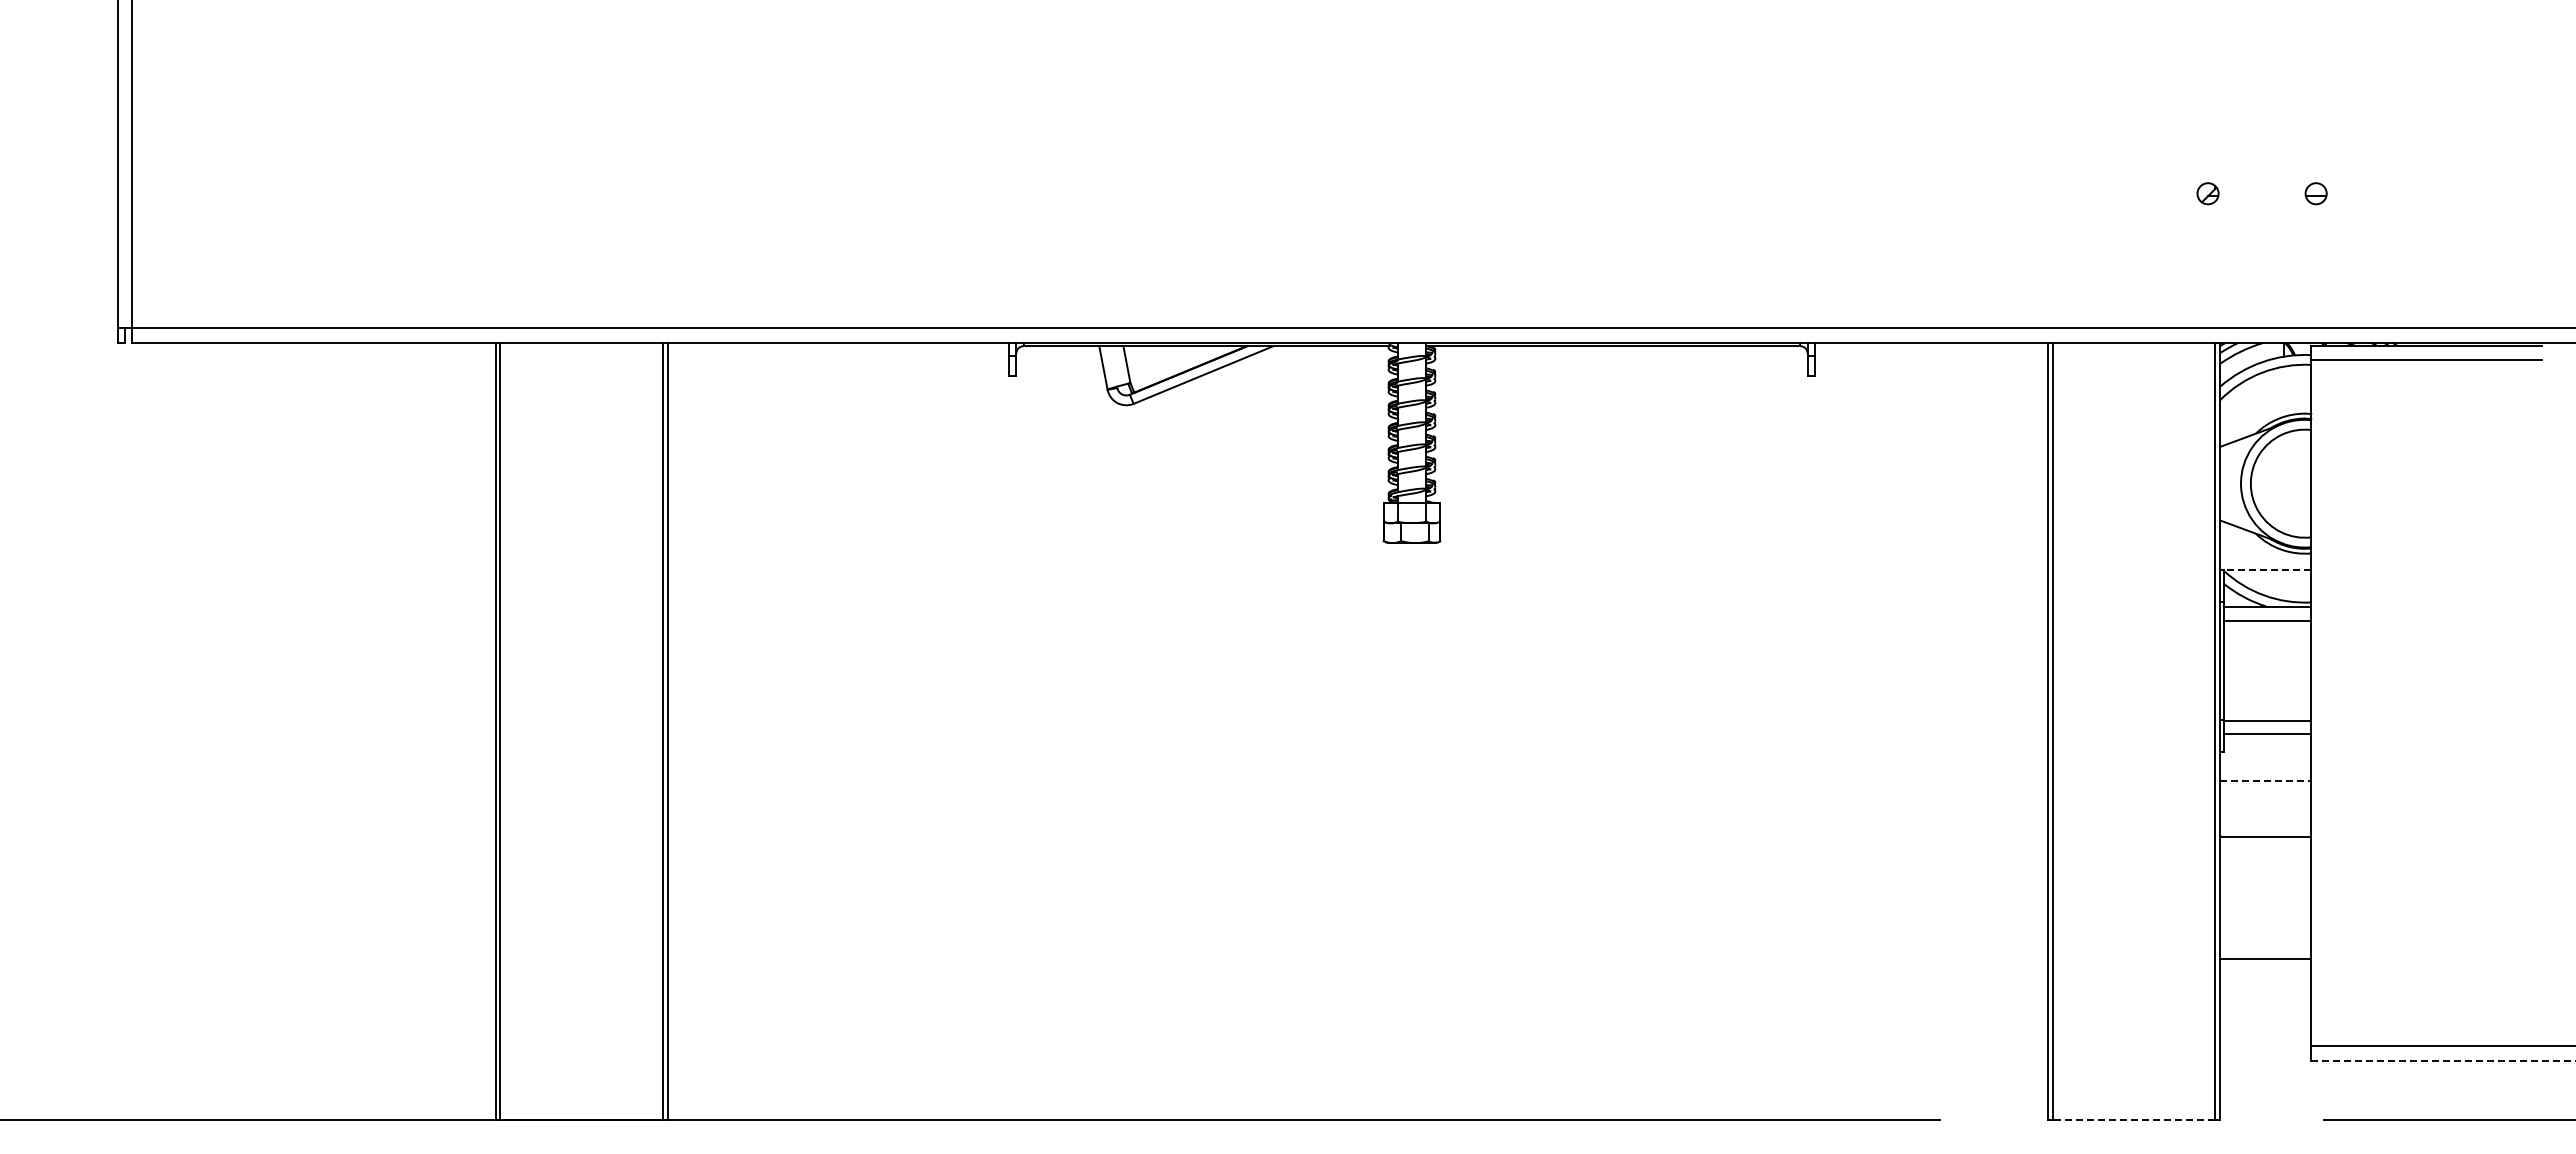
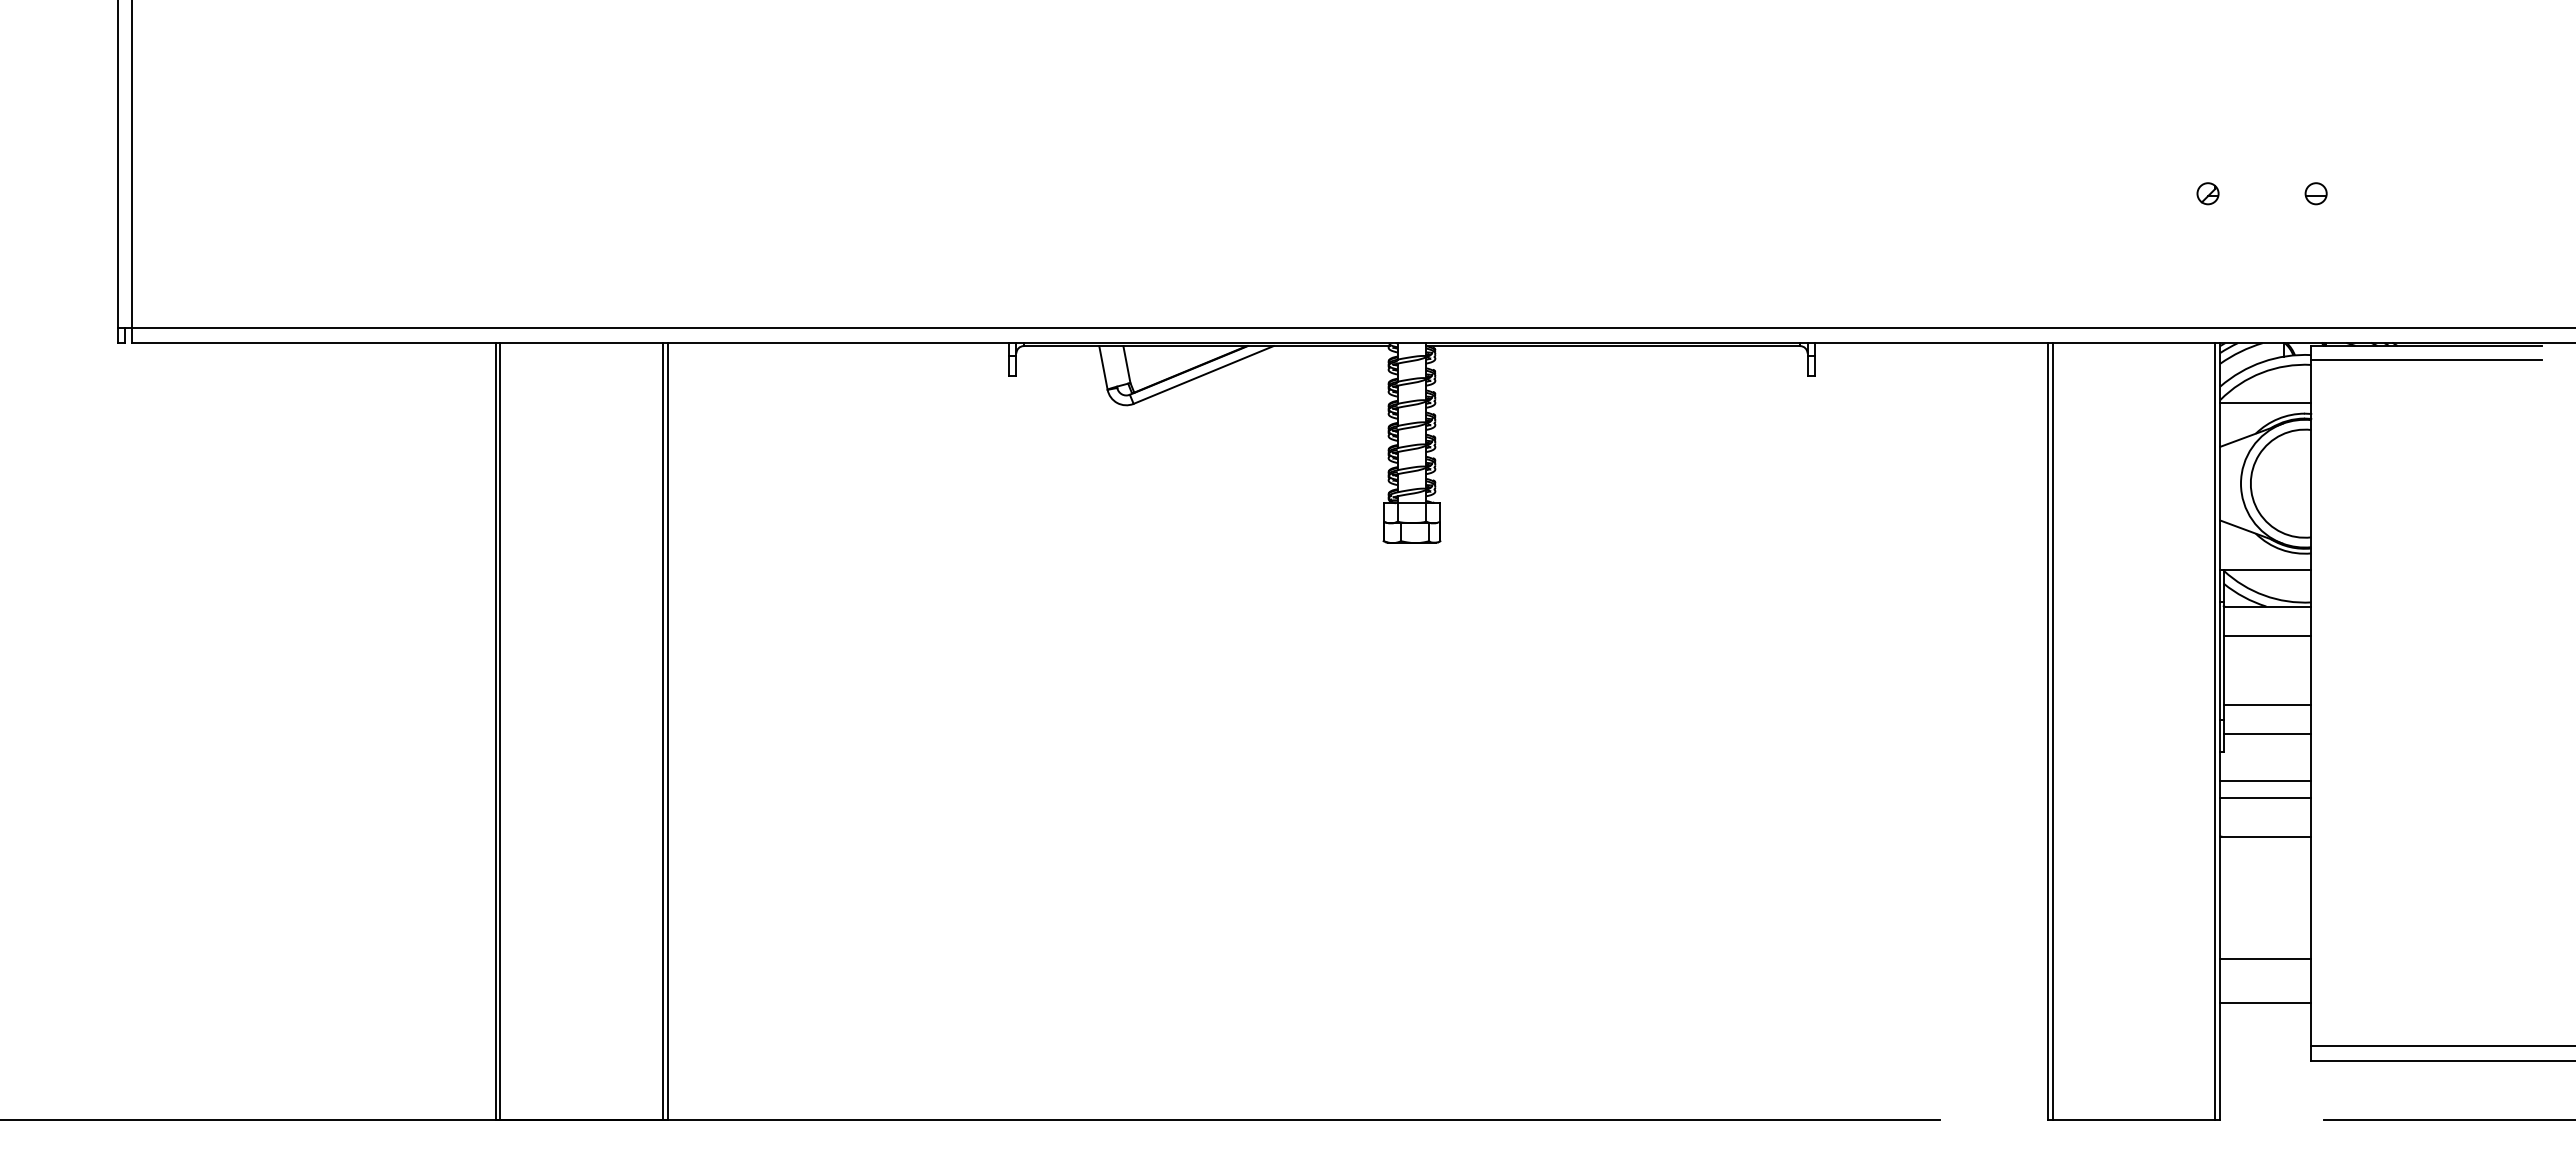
line: none -> present (2265, 402)
line: dashed -> solid (2267, 569)
line position: (2267, 621) -> (2267, 636) (2267, 636)
line position: (2267, 720) -> (2267, 704) (2267, 704)
line: dashed -> solid (2266, 780)
line: none -> present (2265, 798)
line: none -> present (2265, 1002)
line: dashed -> solid (2444, 1060)
line: dashed -> solid (2133, 1119)
